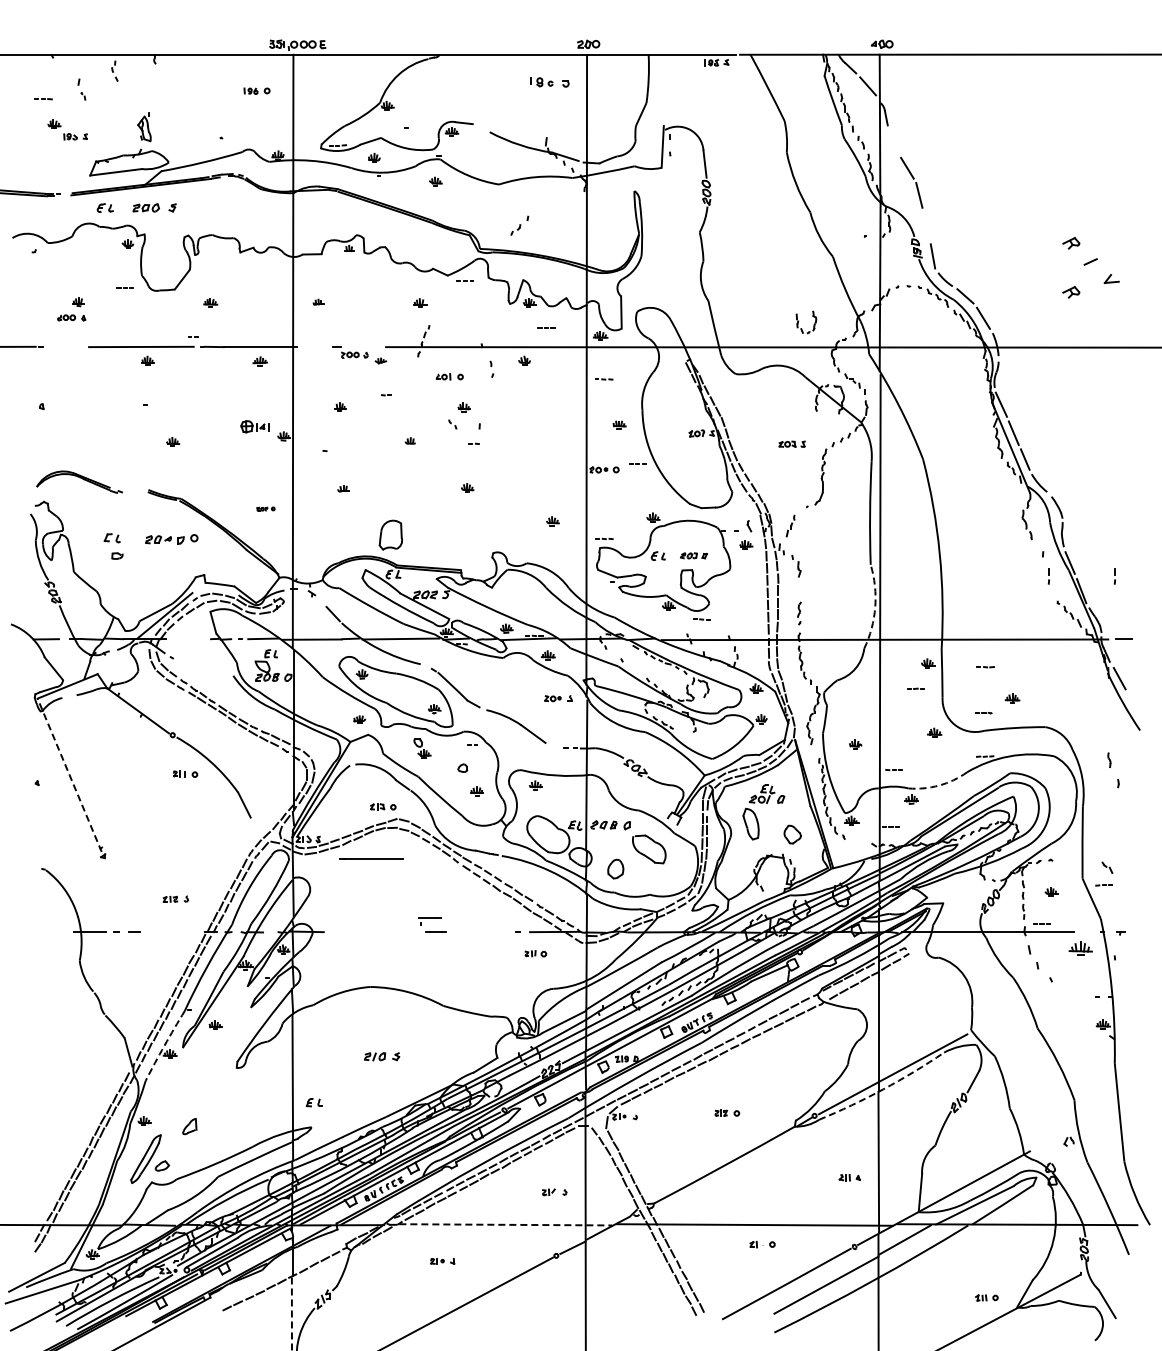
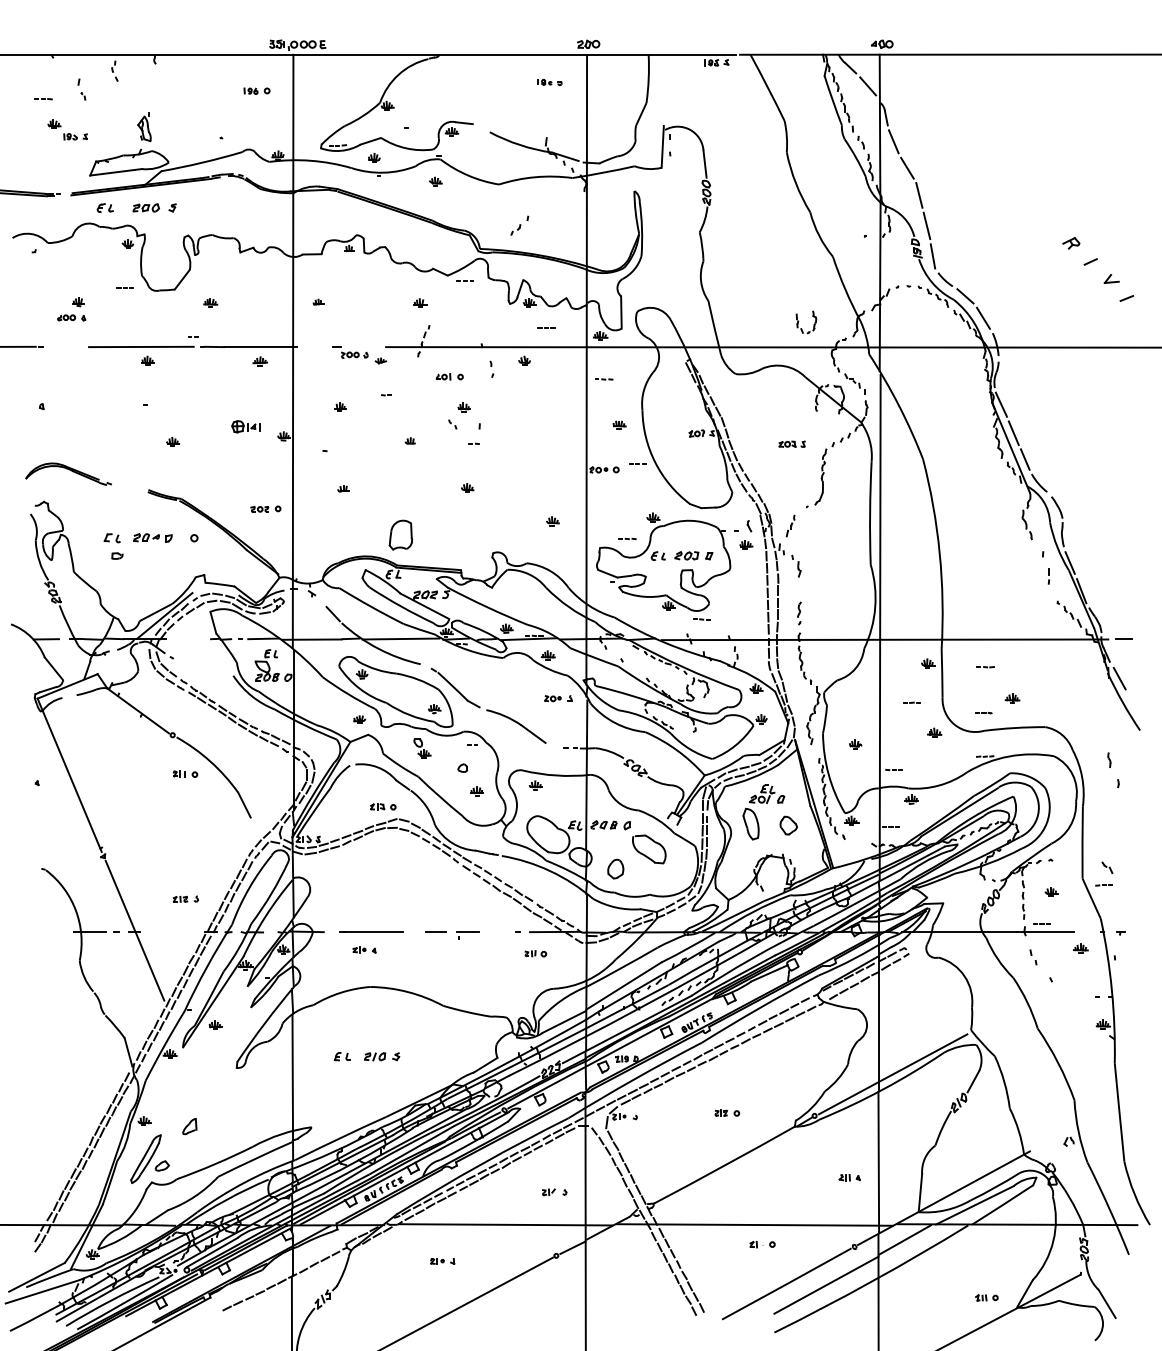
part size: 40x11 px -> 26x7 px (549, 82)
line: none -> present (893, 141)
line: none -> present (926, 225)
part: present -> none (1071, 292)
line: none -> present (1126, 298)
part position: (254, 426) -> (245, 426) (245, 426)
part position: (79, 481) -> (68, 473) (68, 473)
part size: 20x6 px -> 32x8 px (265, 508)
part position: (390, 534) -> (400, 534) (400, 534)
line position: (604, 538) -> (627, 538) (627, 538)
part position: (164, 539) -> (152, 537) (152, 537)
part size: 28x8 px -> 40x10 px (693, 555)
part: present -> none (1114, 576)
arc: dashed -> solid (875, 607)
line position: (915, 688) -> (911, 702) (911, 702)
line: dashed -> solid (69, 774)
arc: dashed -> solid (939, 785)
part position: (792, 834) -> (788, 825) (788, 825)
line position: (371, 858) -> (371, 931) (371, 931)
part position: (175, 898) -> (185, 898) (185, 898)
part position: (429, 921) -> (467, 935) (467, 935)
line: none -> present (134, 930)
part size: 25x15 px -> 16x11 px (1080, 948)
part: none -> present (364, 949)
part size: 13x25 px -> 9x17 px (1033, 957)
arc: dashed -> solid (164, 1045)
arc: dashed -> solid (883, 1089)
part position: (313, 1102) -> (341, 1056) (341, 1056)
line: dashed -> solid (506, 1224)
line: dashed -> solid (291, 1314)
